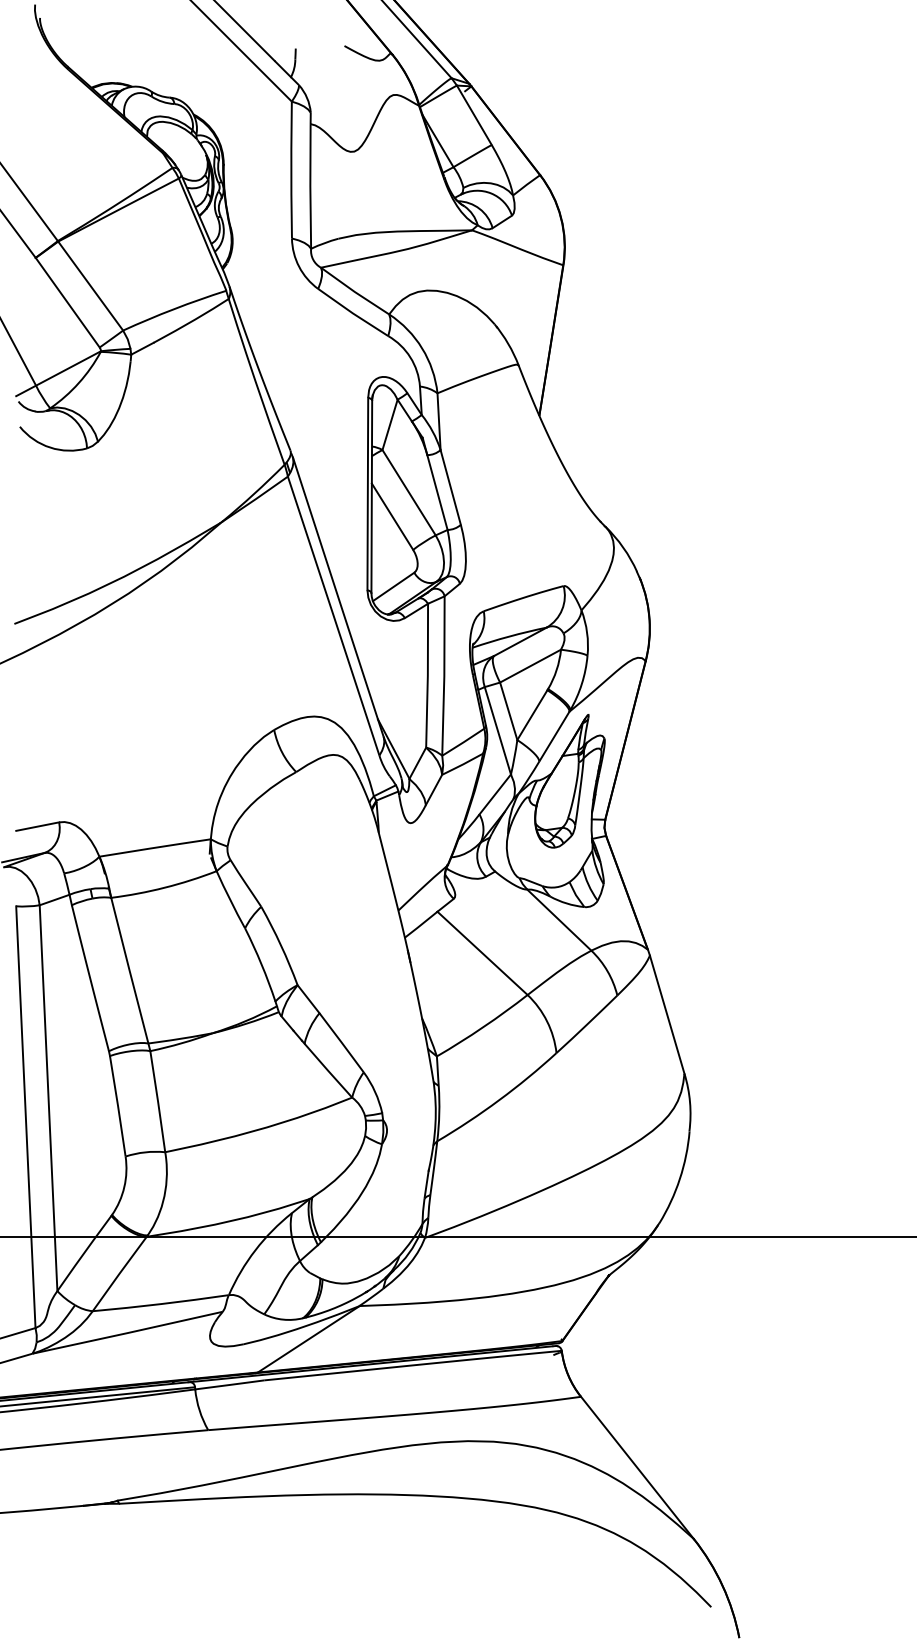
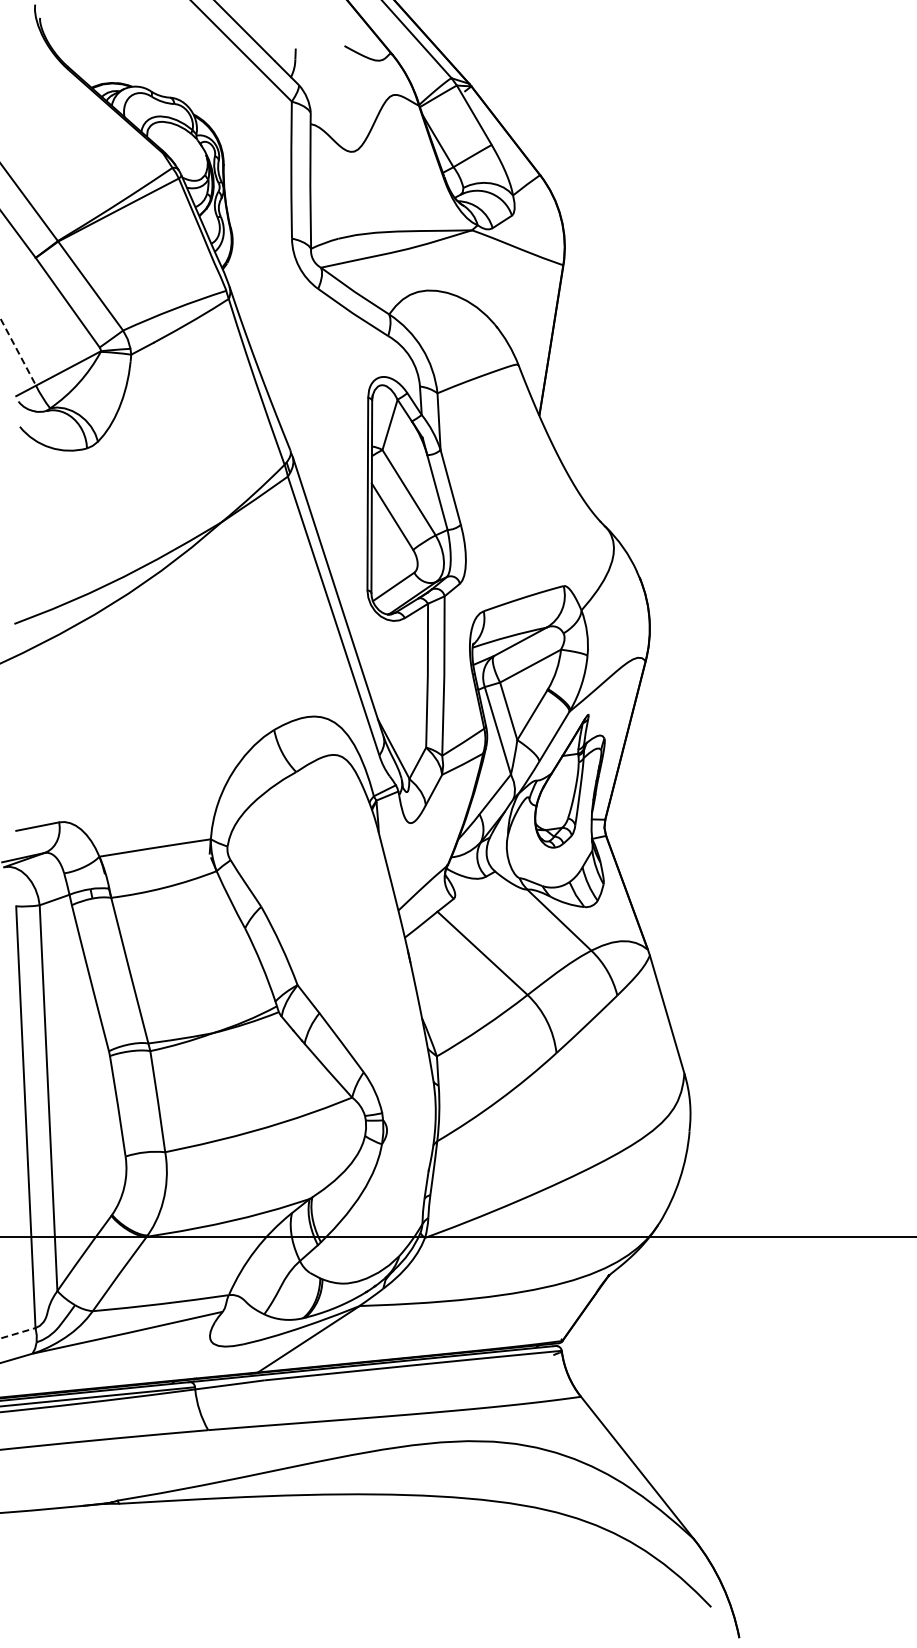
line: solid -> dashed (18, 352)
line: solid -> dashed (18, 1333)
